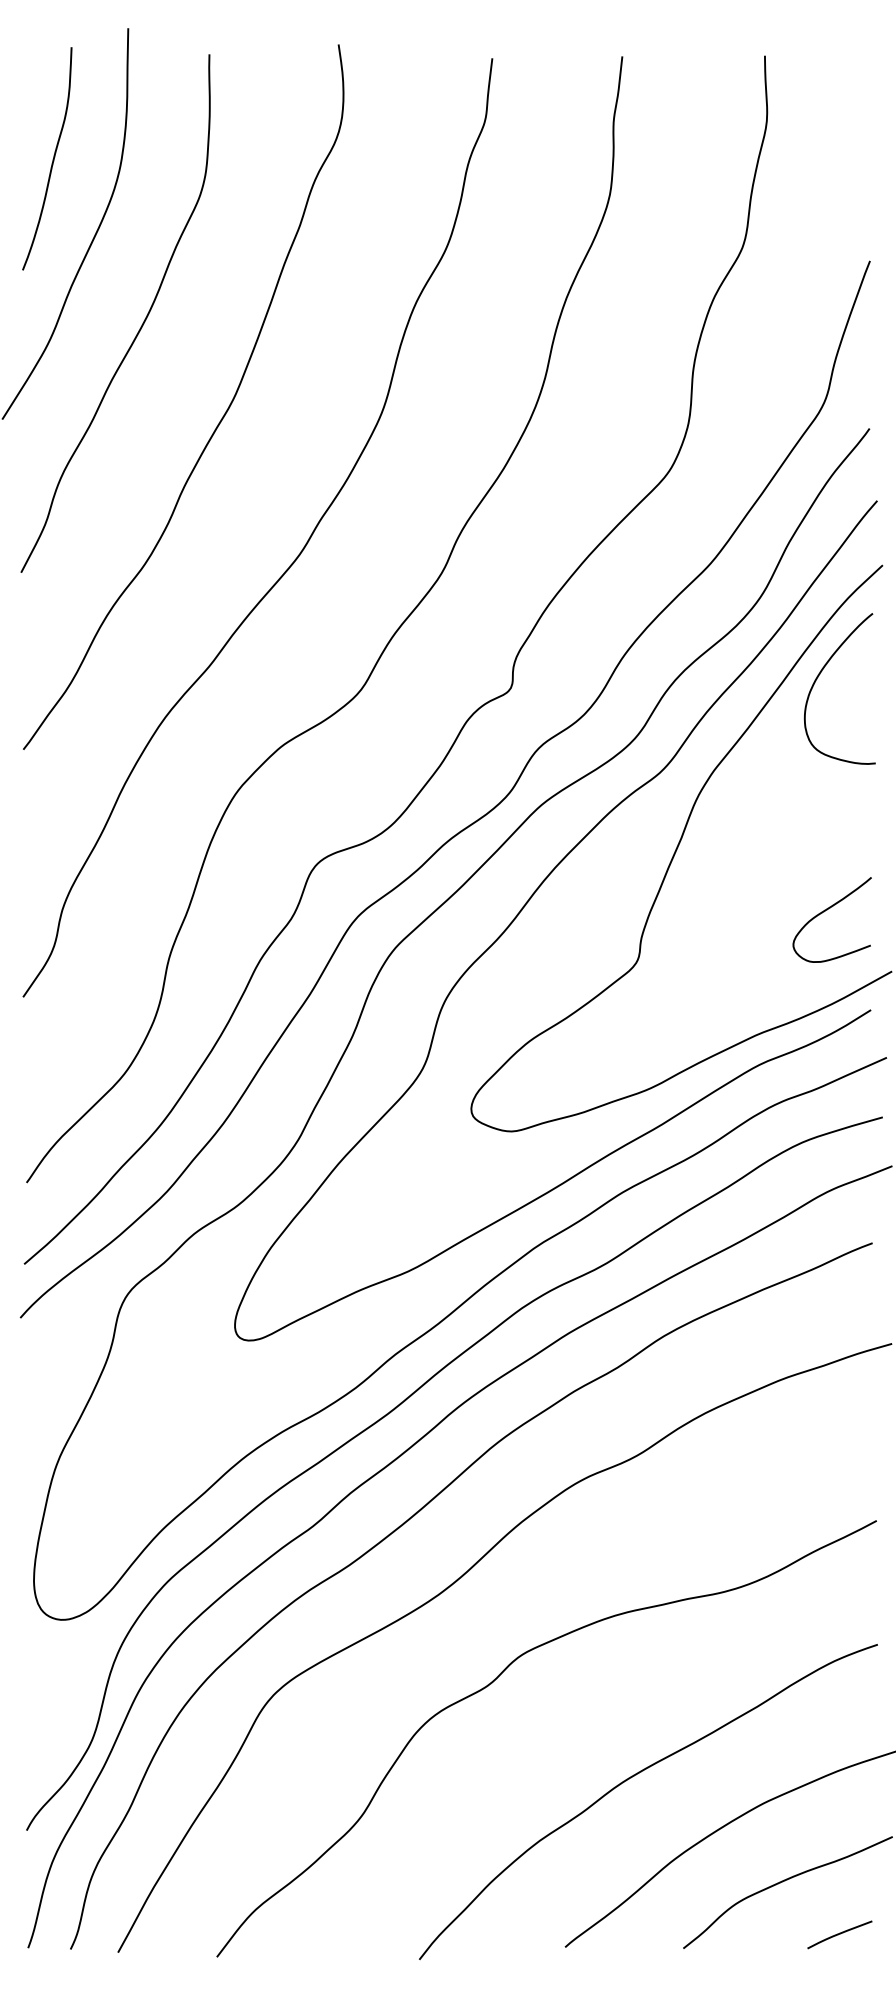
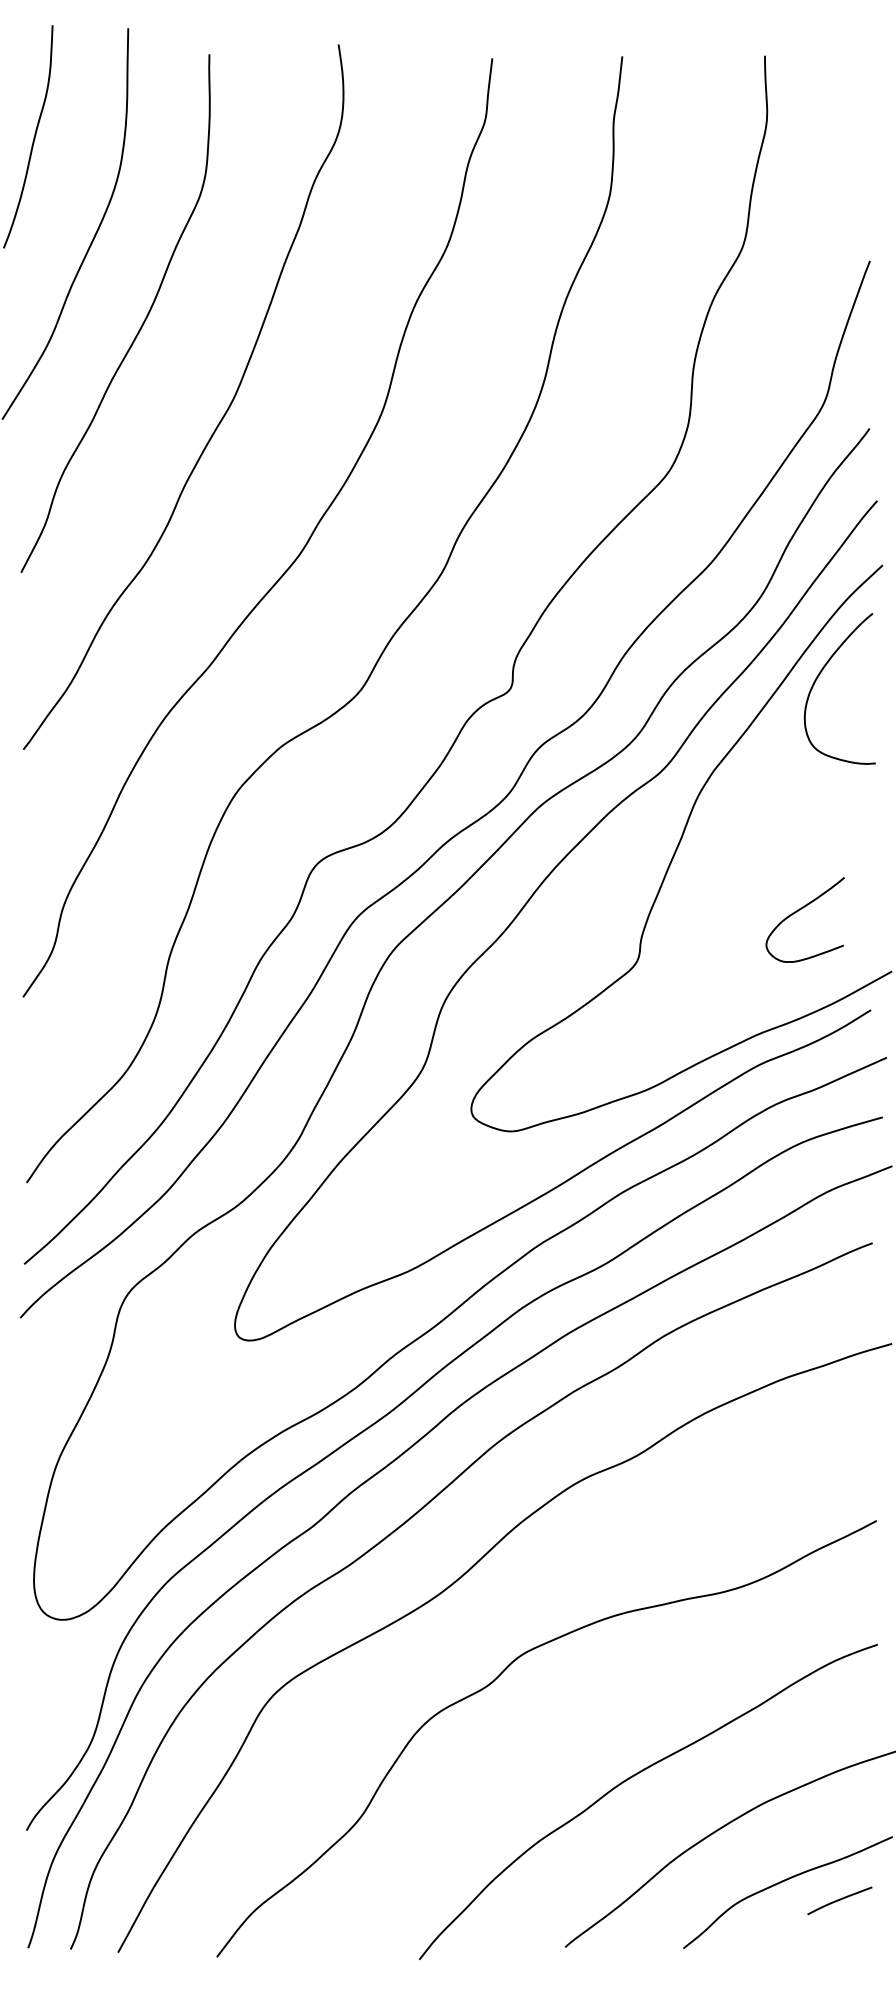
curve position: (52, 159) -> (33, 137) (33, 137)
curve position: (827, 910) -> (800, 910) (800, 910)
curve position: (839, 1934) -> (839, 1900) (839, 1900)
